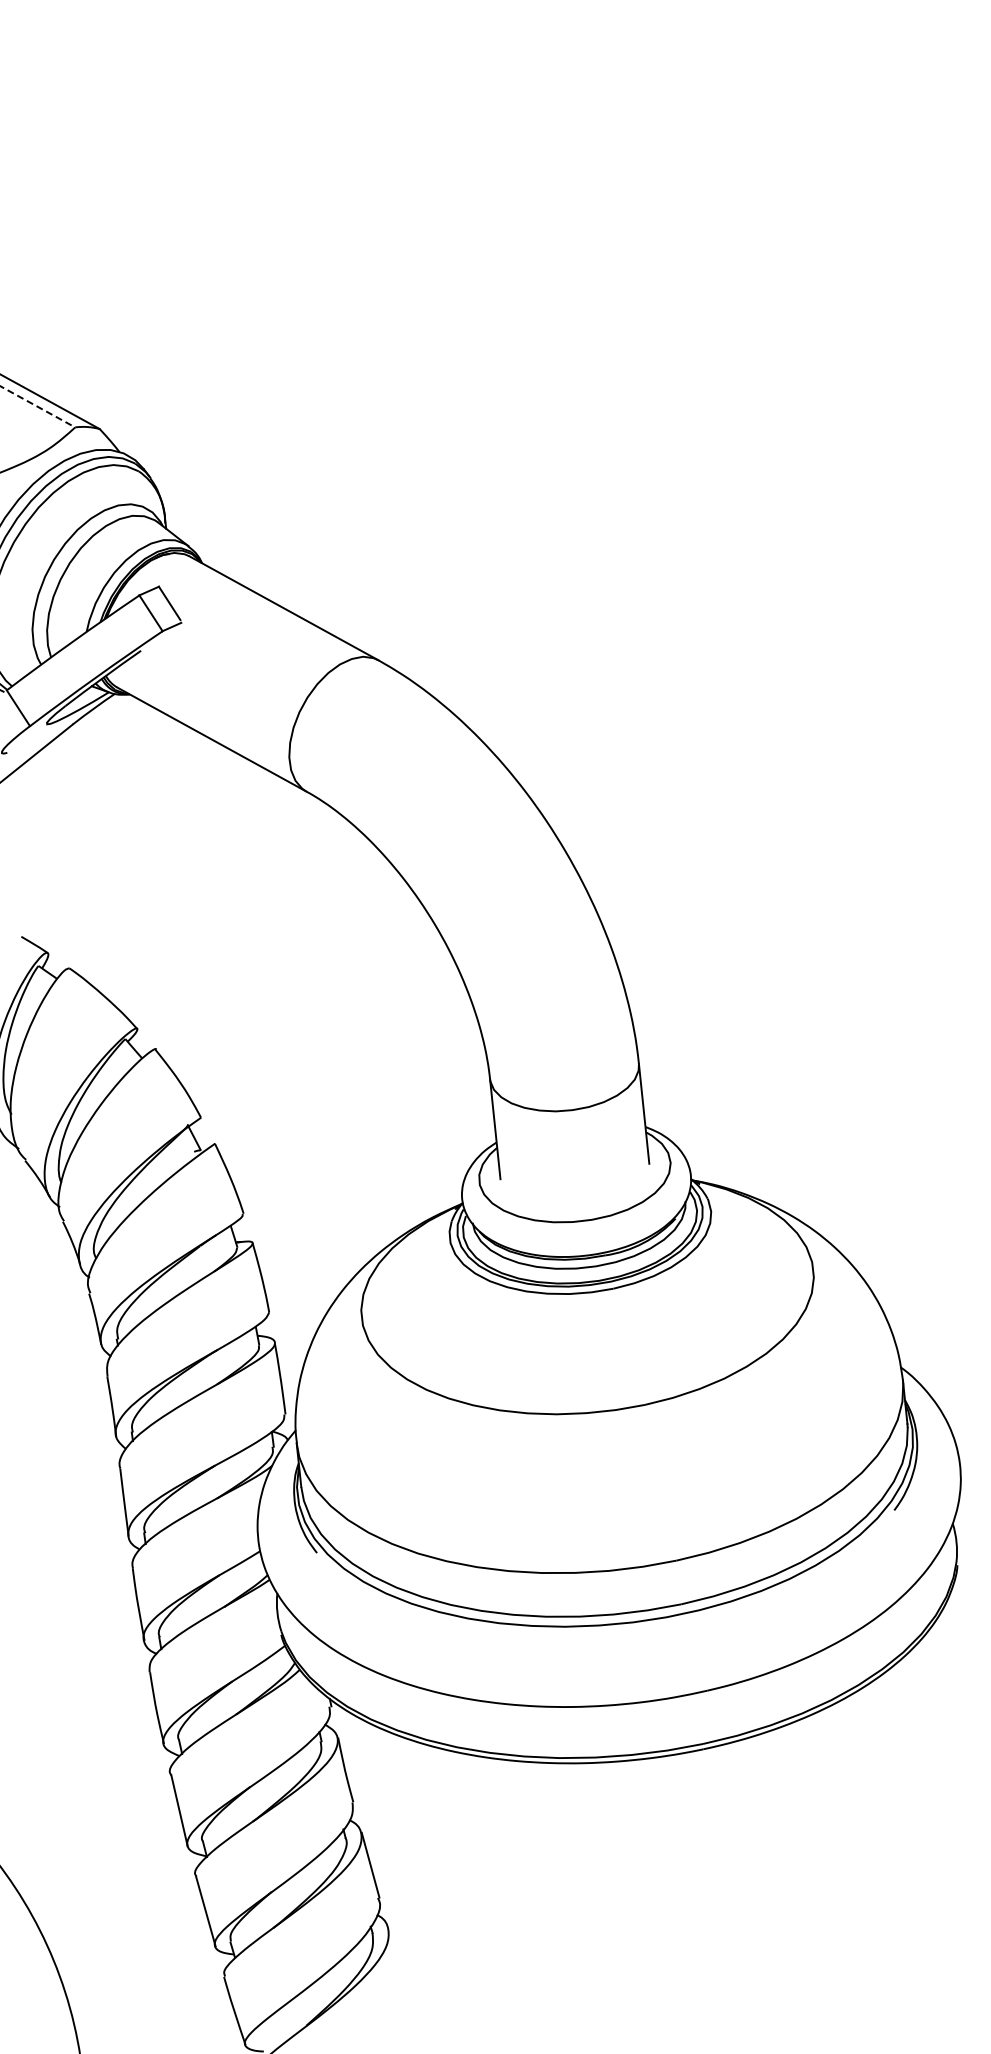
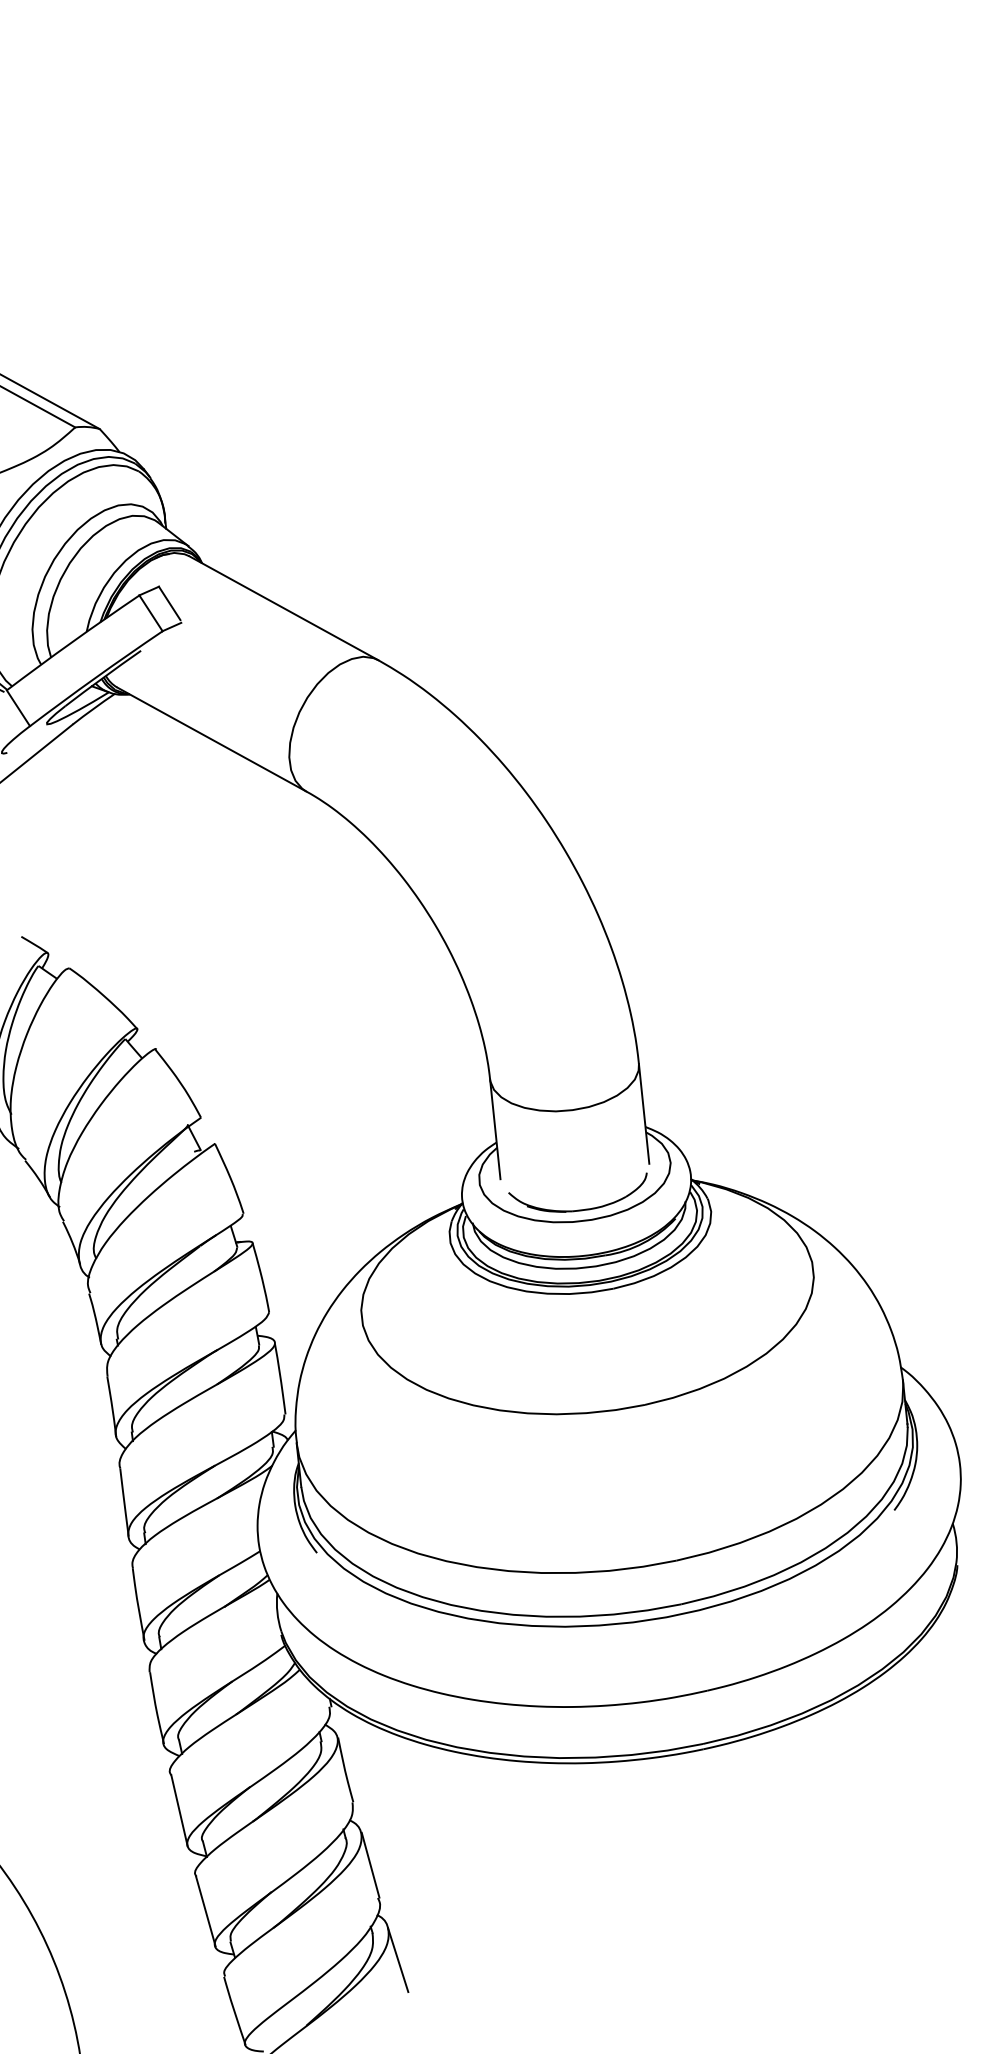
line: dashed -> solid (38, 407)
part: none -> present (577, 1209)
line: none -> present (398, 1960)
